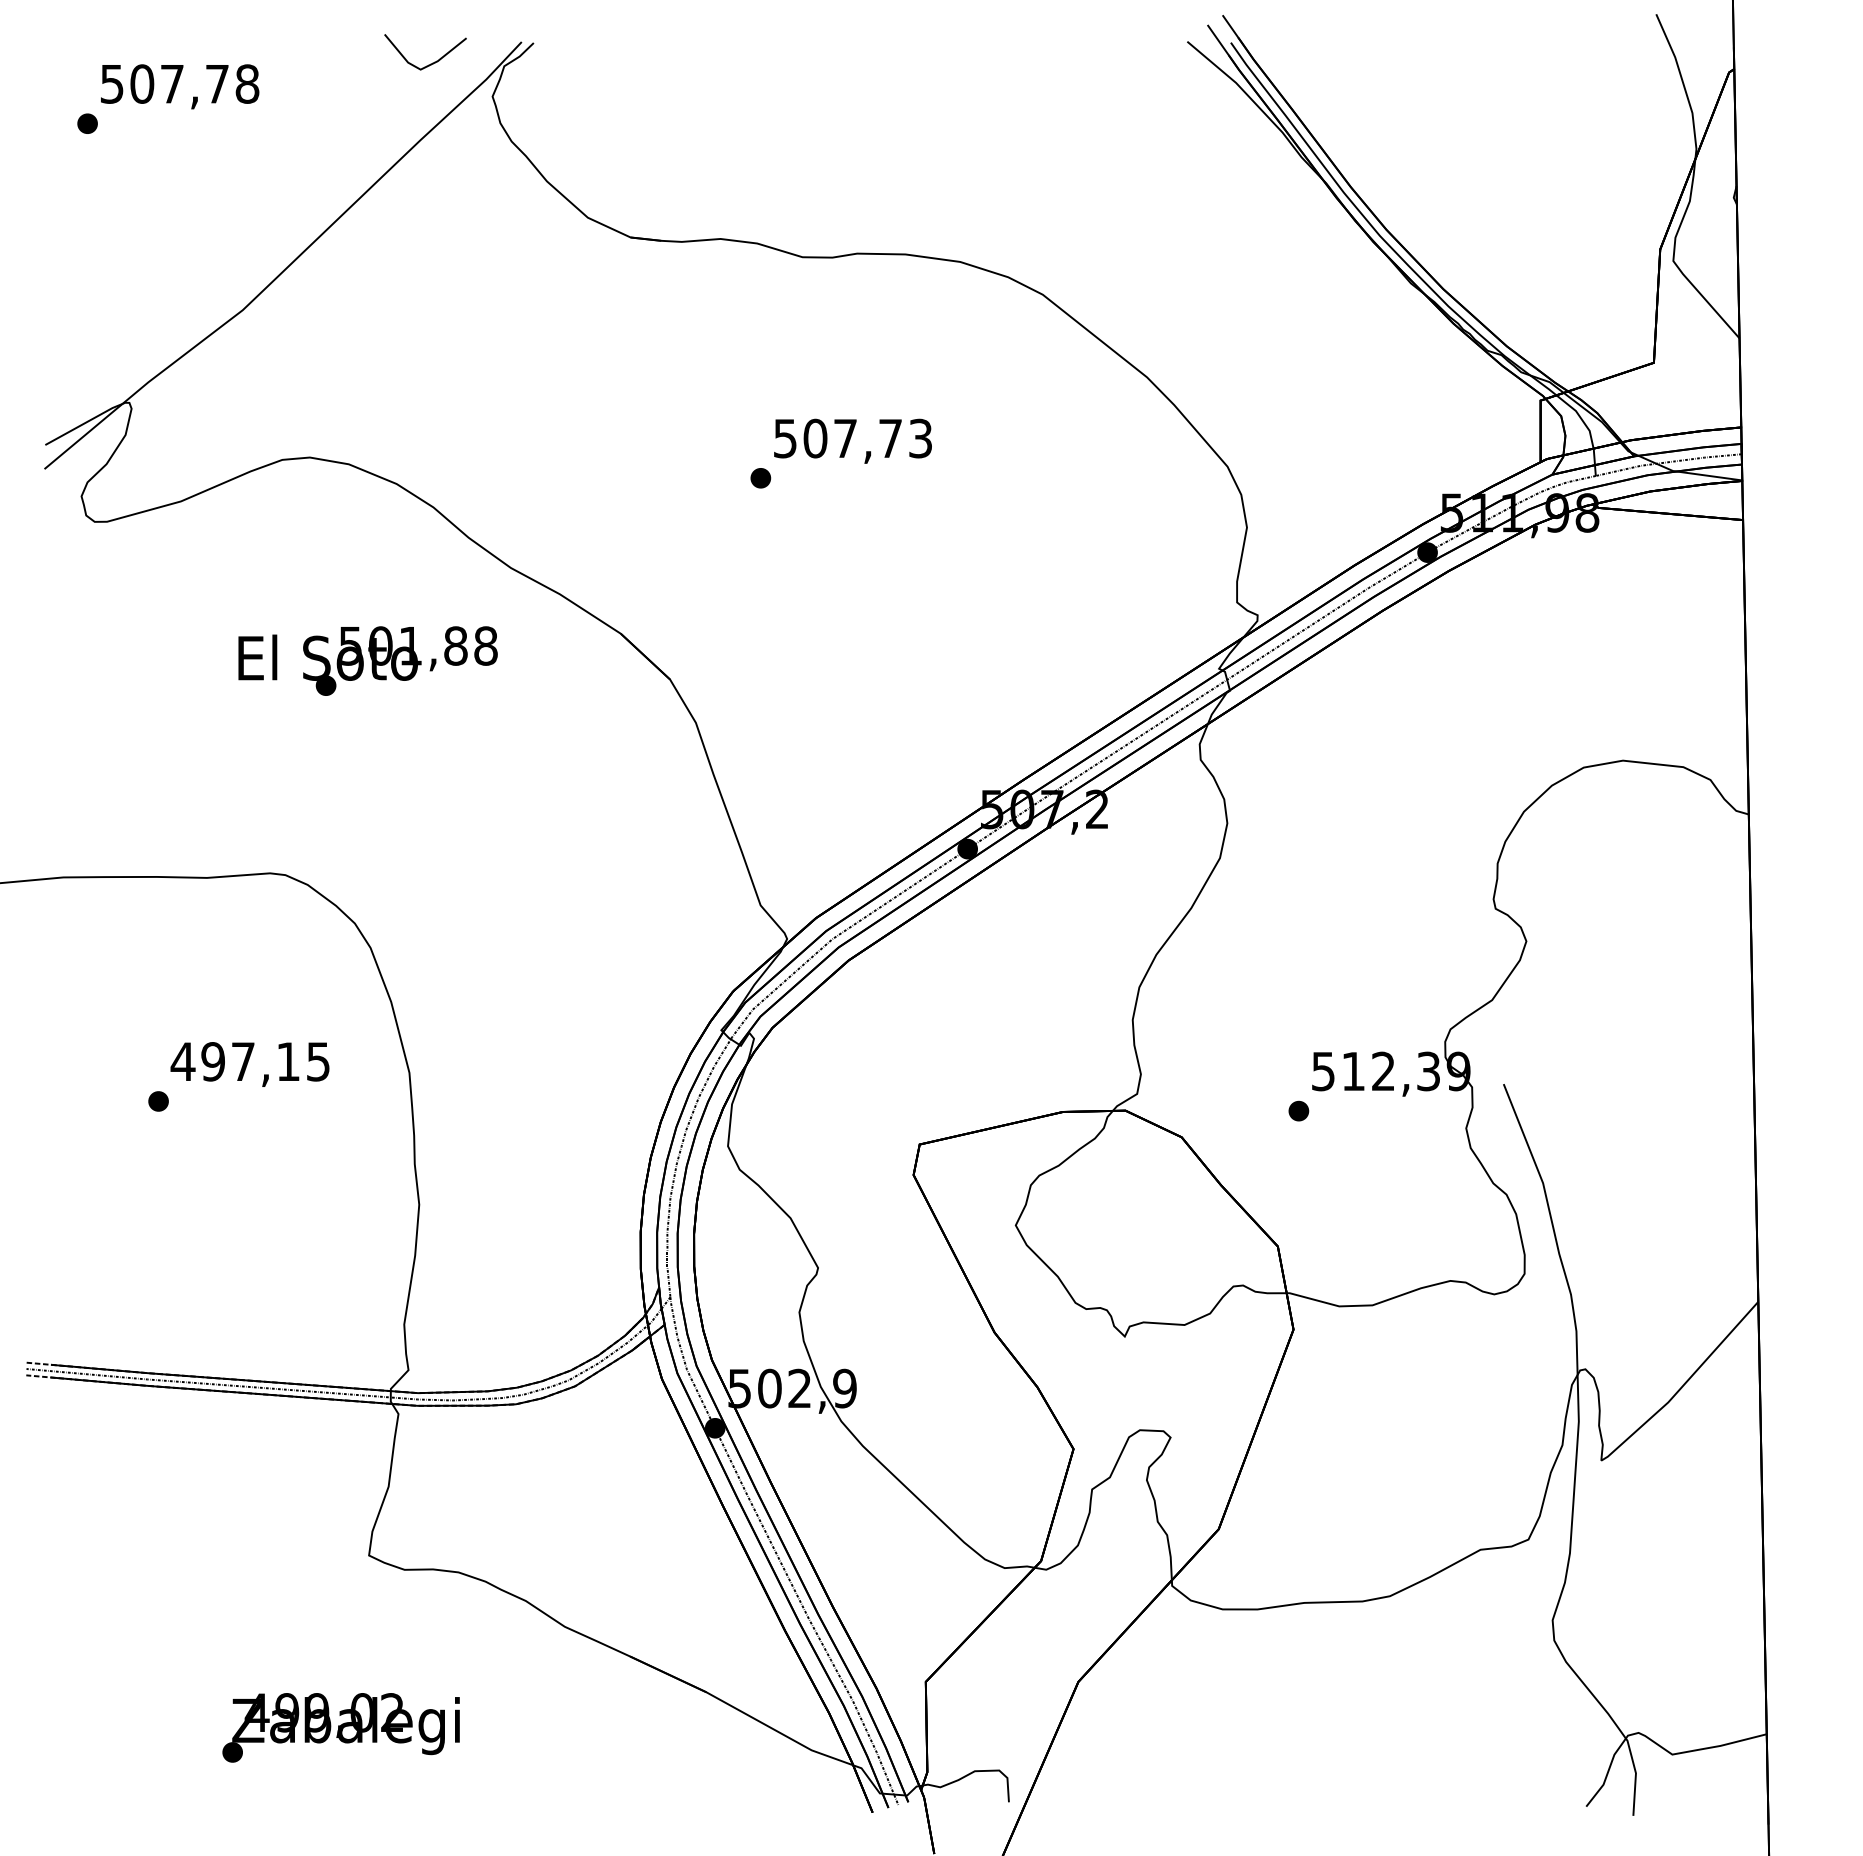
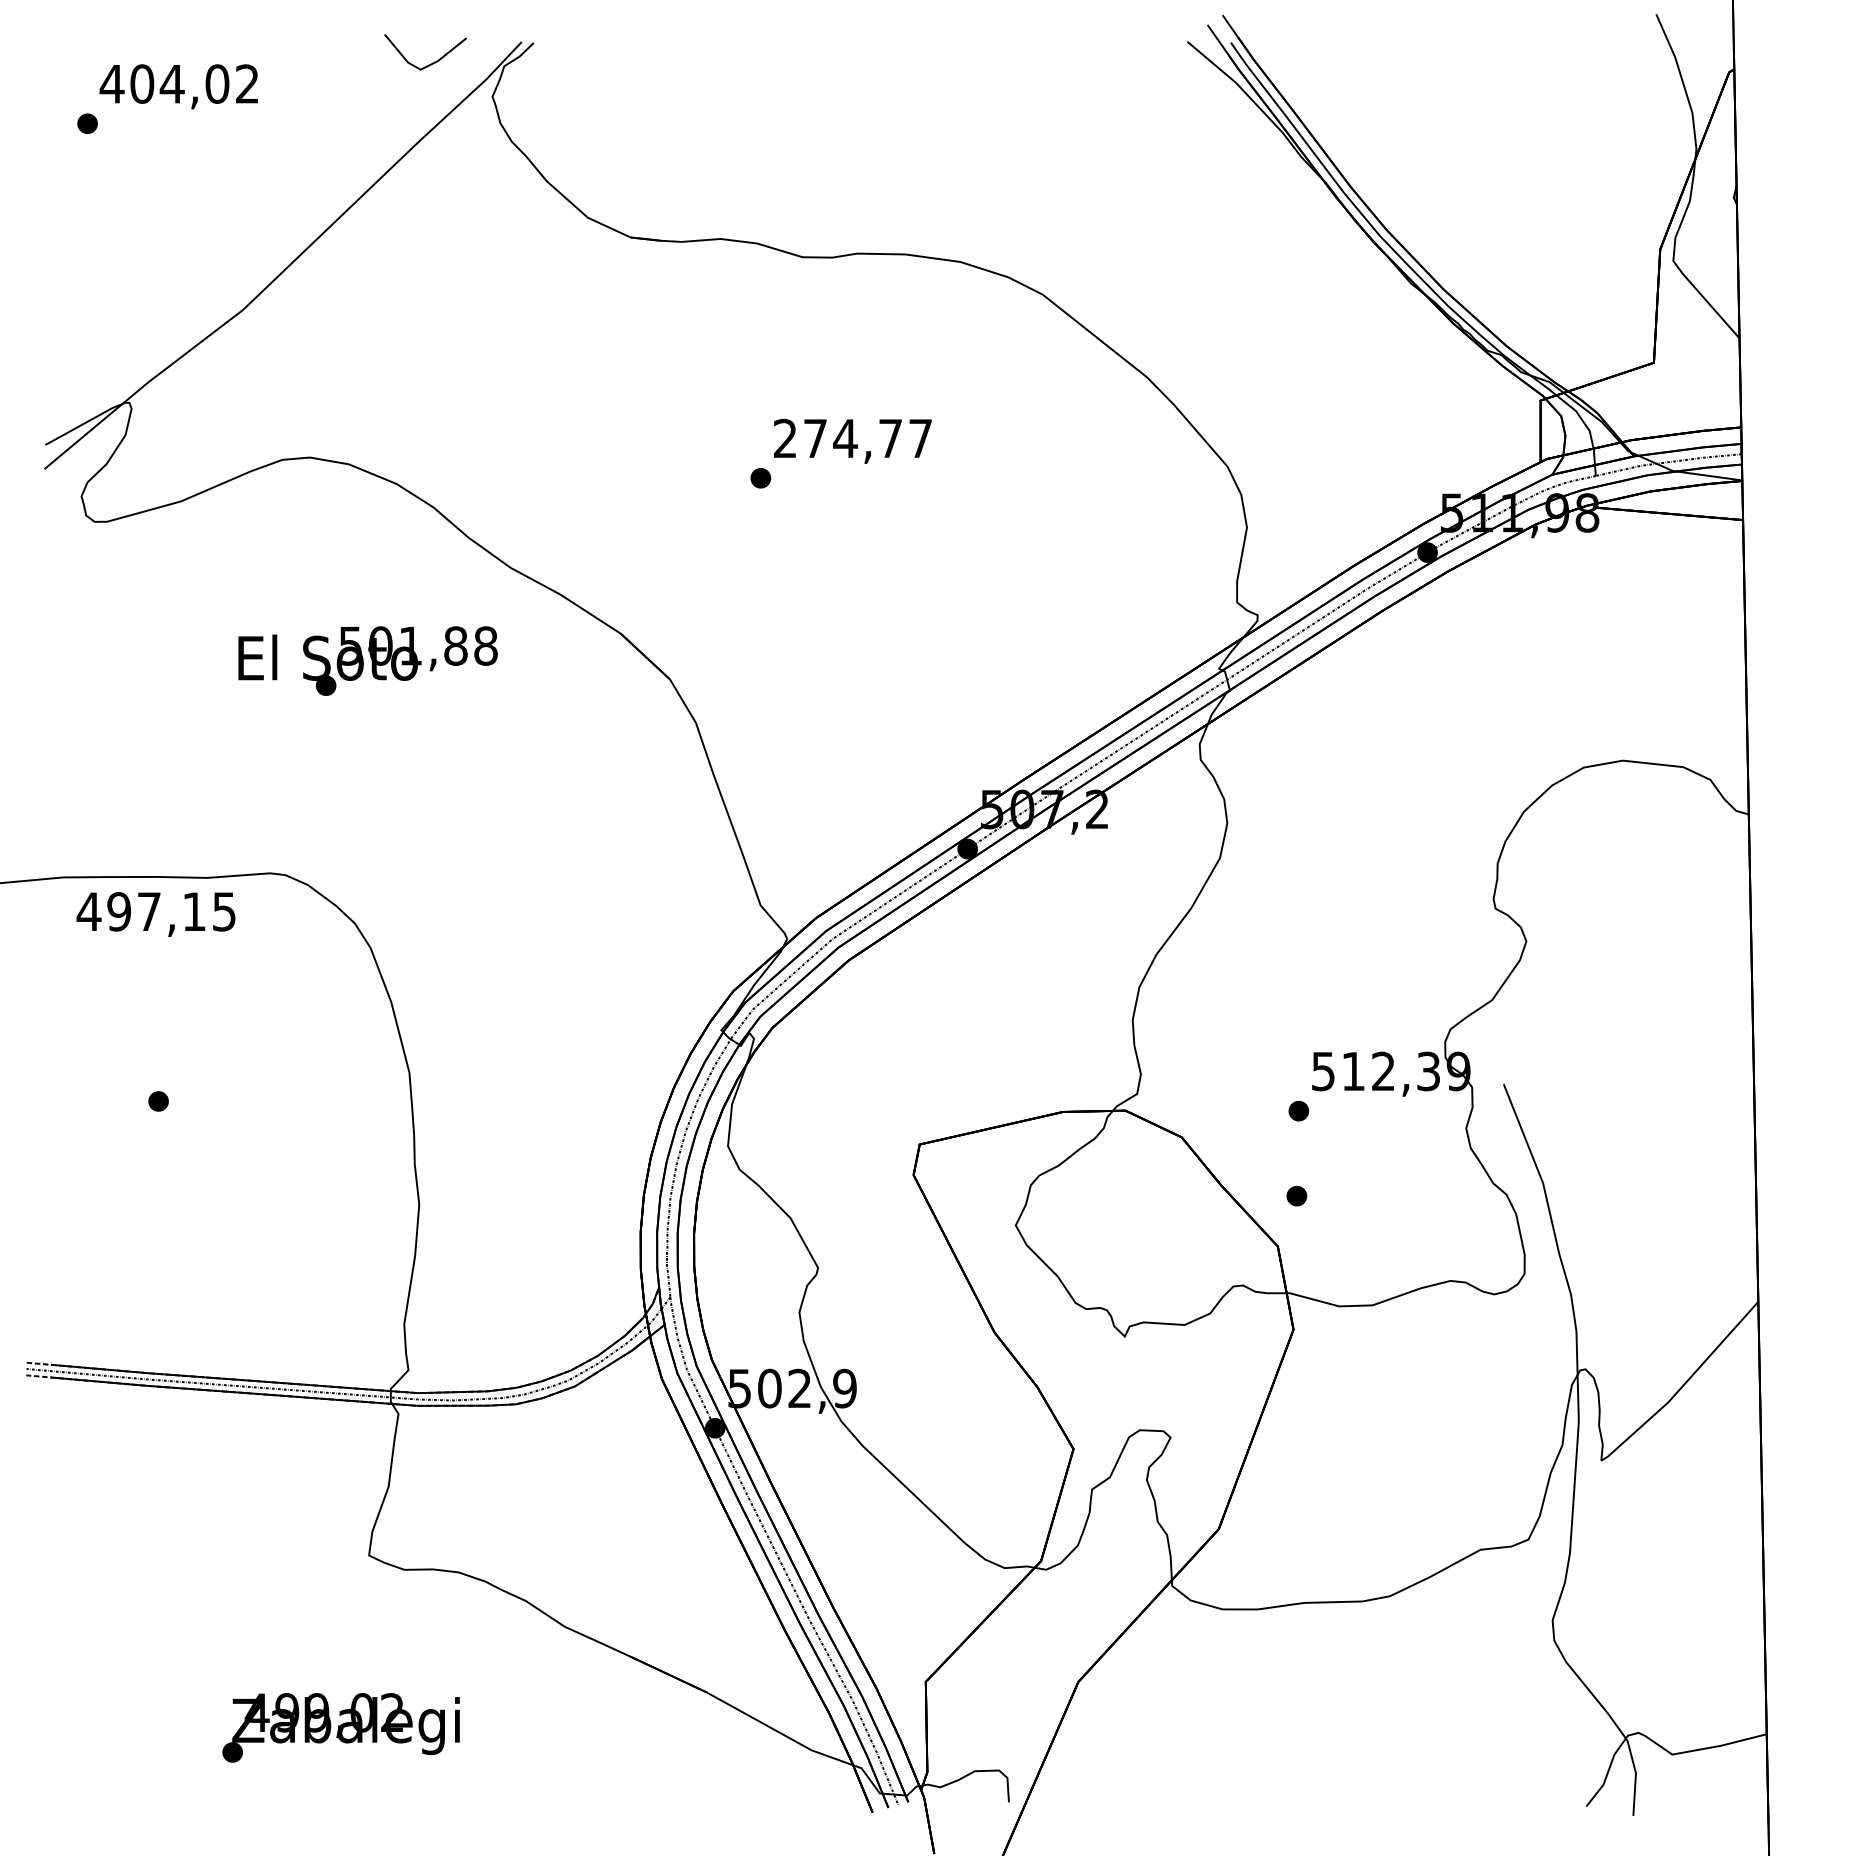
text: 507,78 -> 404,02 (179, 83)
text: 507,73 -> 274,77 (852, 438)
text position: (249, 1064) -> (155, 914) (155, 914)
part: none -> present (1296, 1195)
